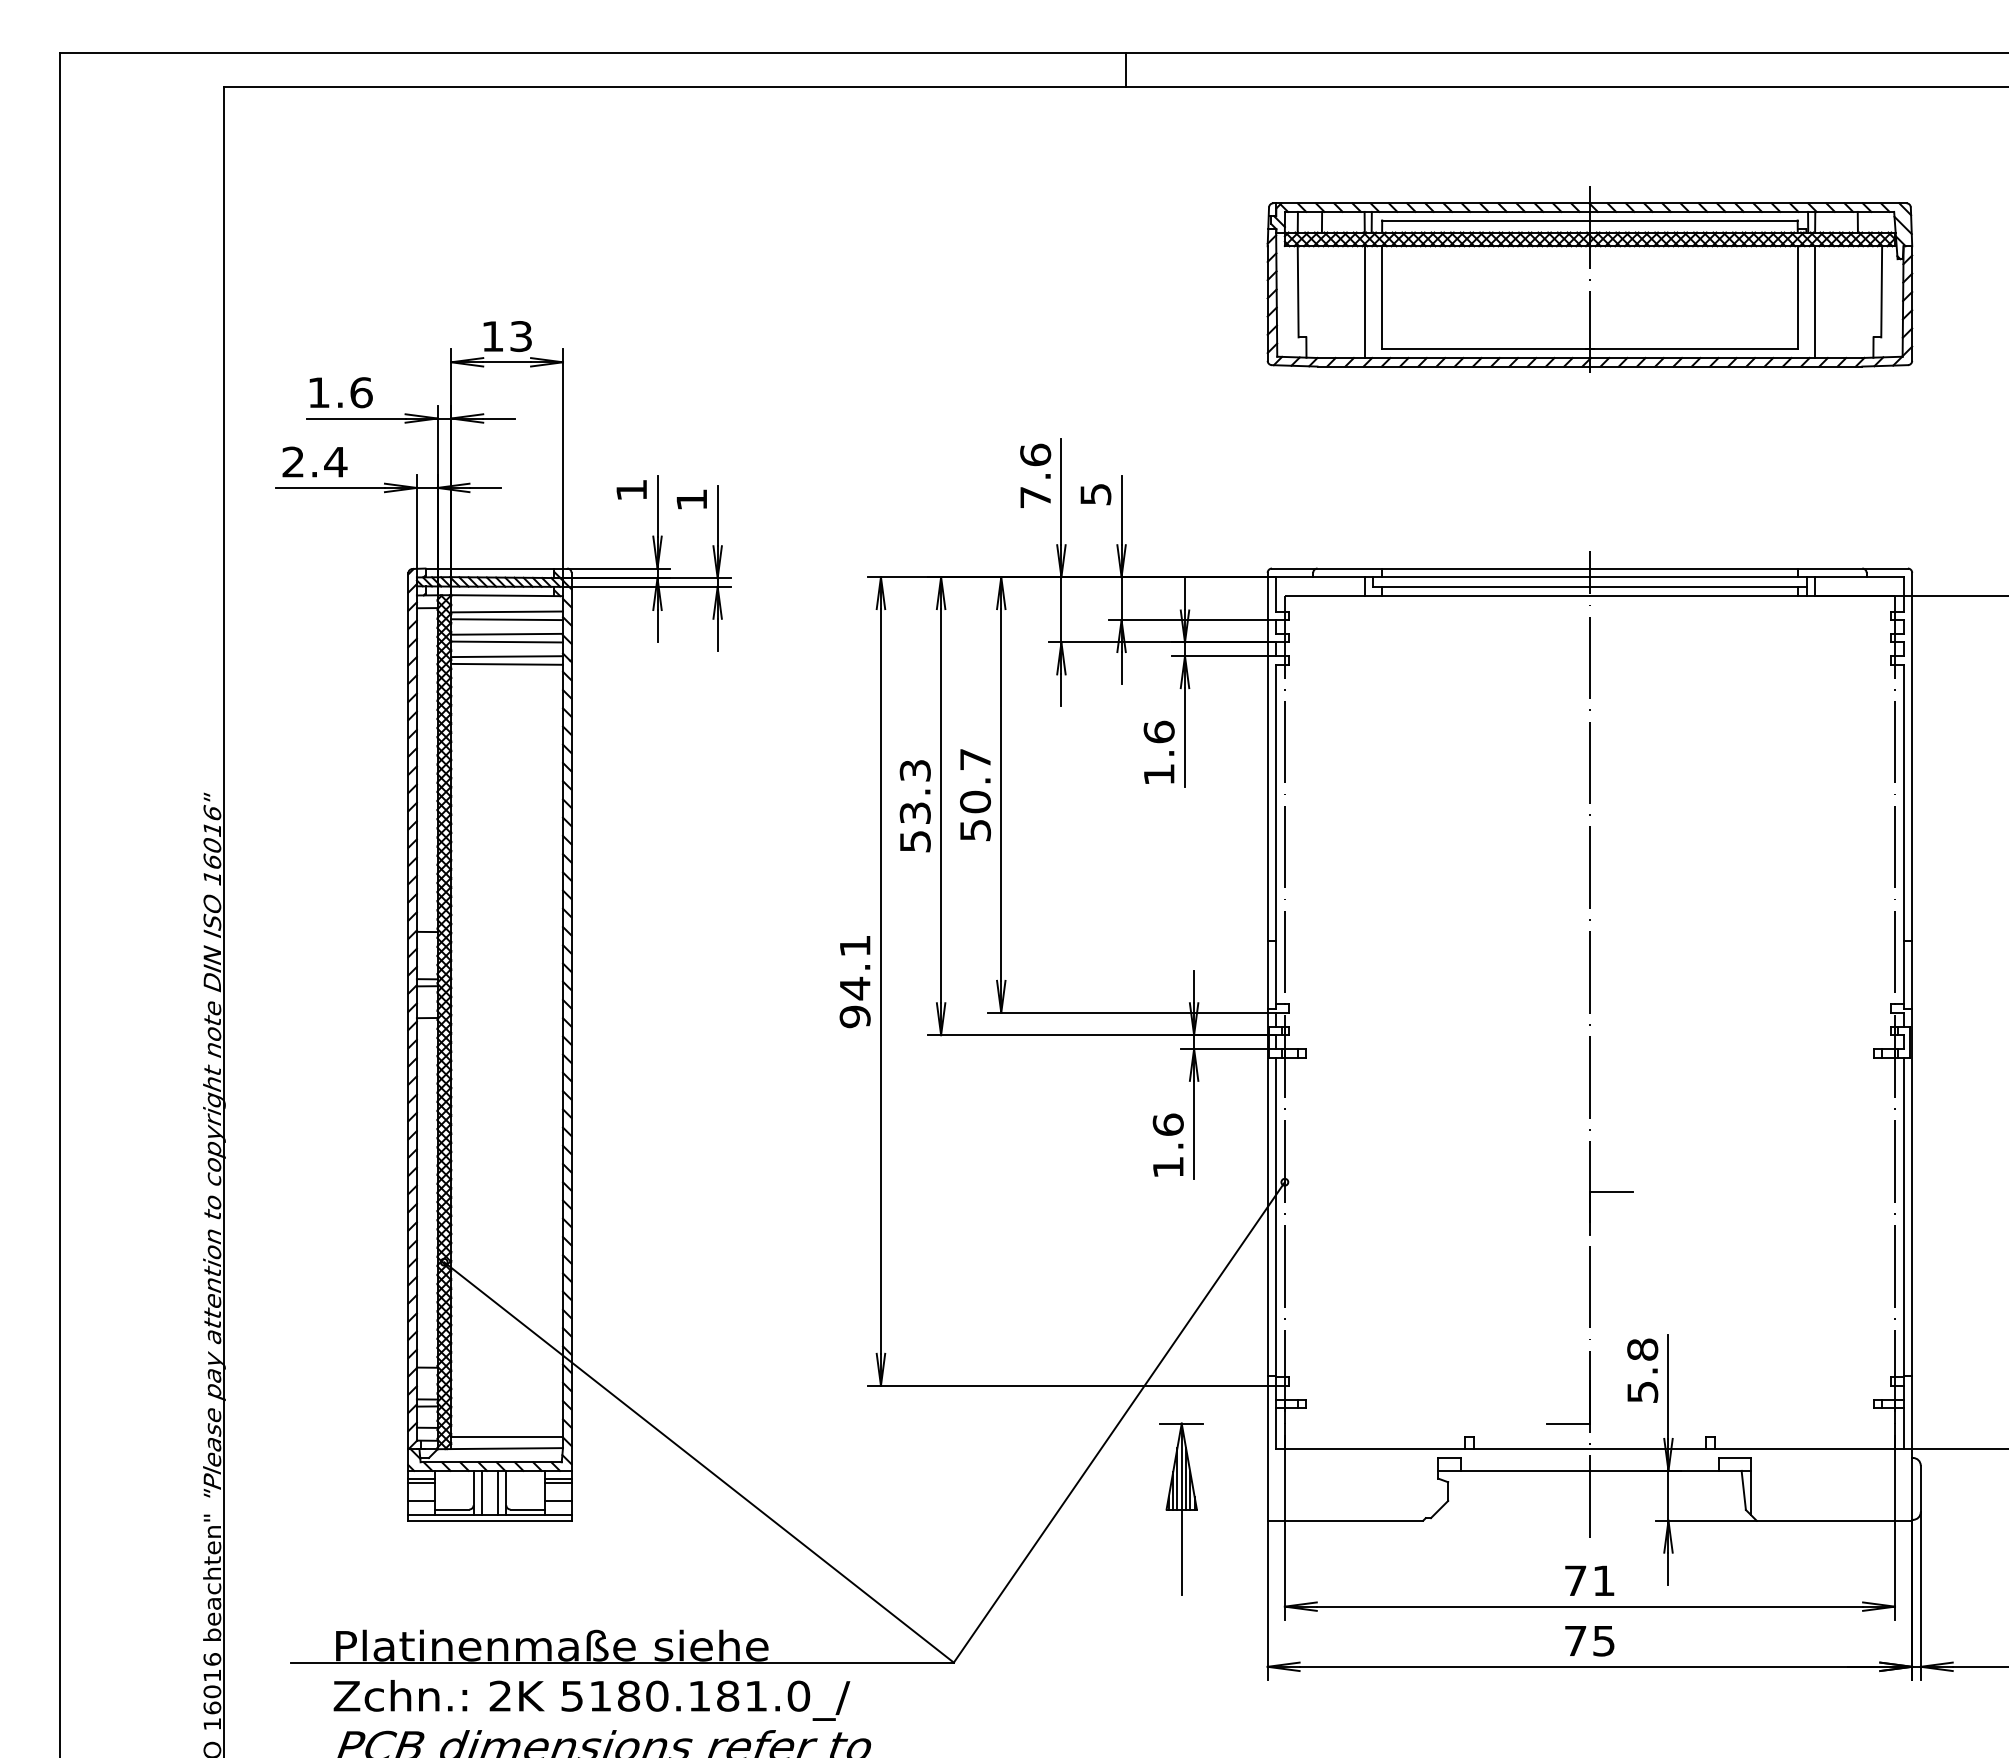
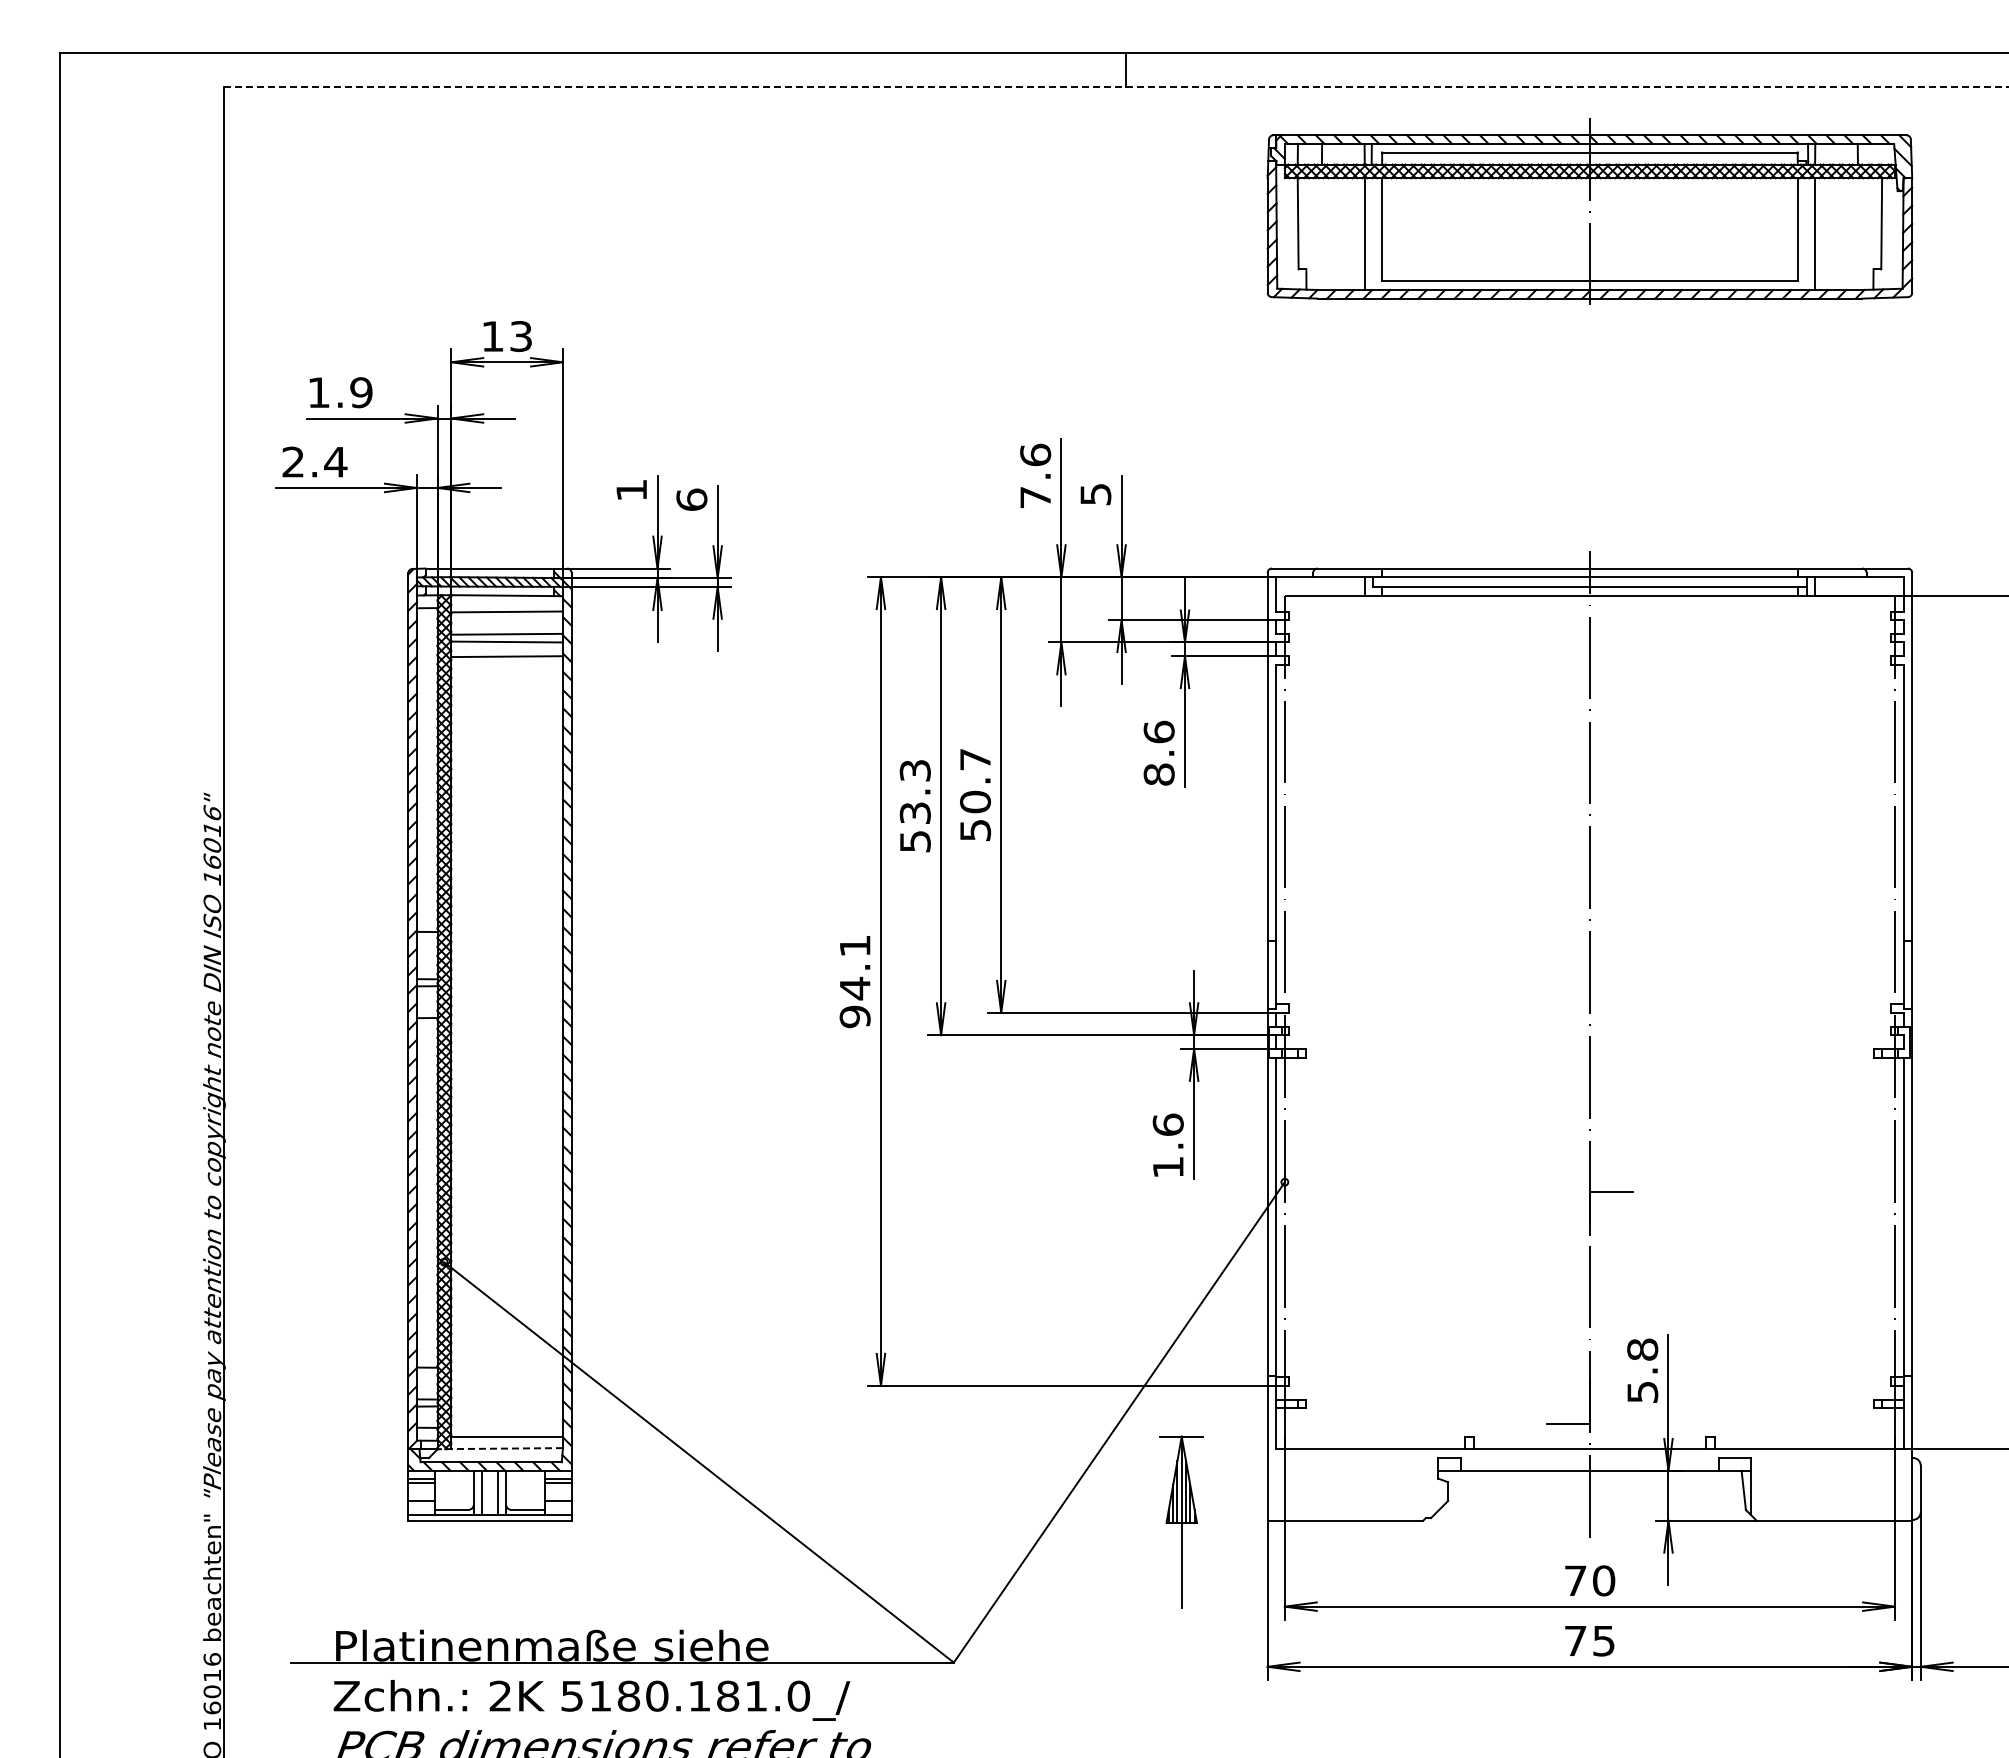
line: solid -> dashed (1116, 87)
part position: (1589, 279) -> (1589, 211) (1589, 211)
text: 1.6 -> 1.9 (361, 392)
text: 1 -> 6 (691, 499)
line: present -> none (506, 619)
line: present -> none (506, 663)
text: 1.6 -> 8.6 (1158, 774)
line: solid -> dashed (500, 1448)
part position: (1181, 1508) -> (1181, 1521) (1181, 1521)
text: 71 -> 70 (1604, 1580)
